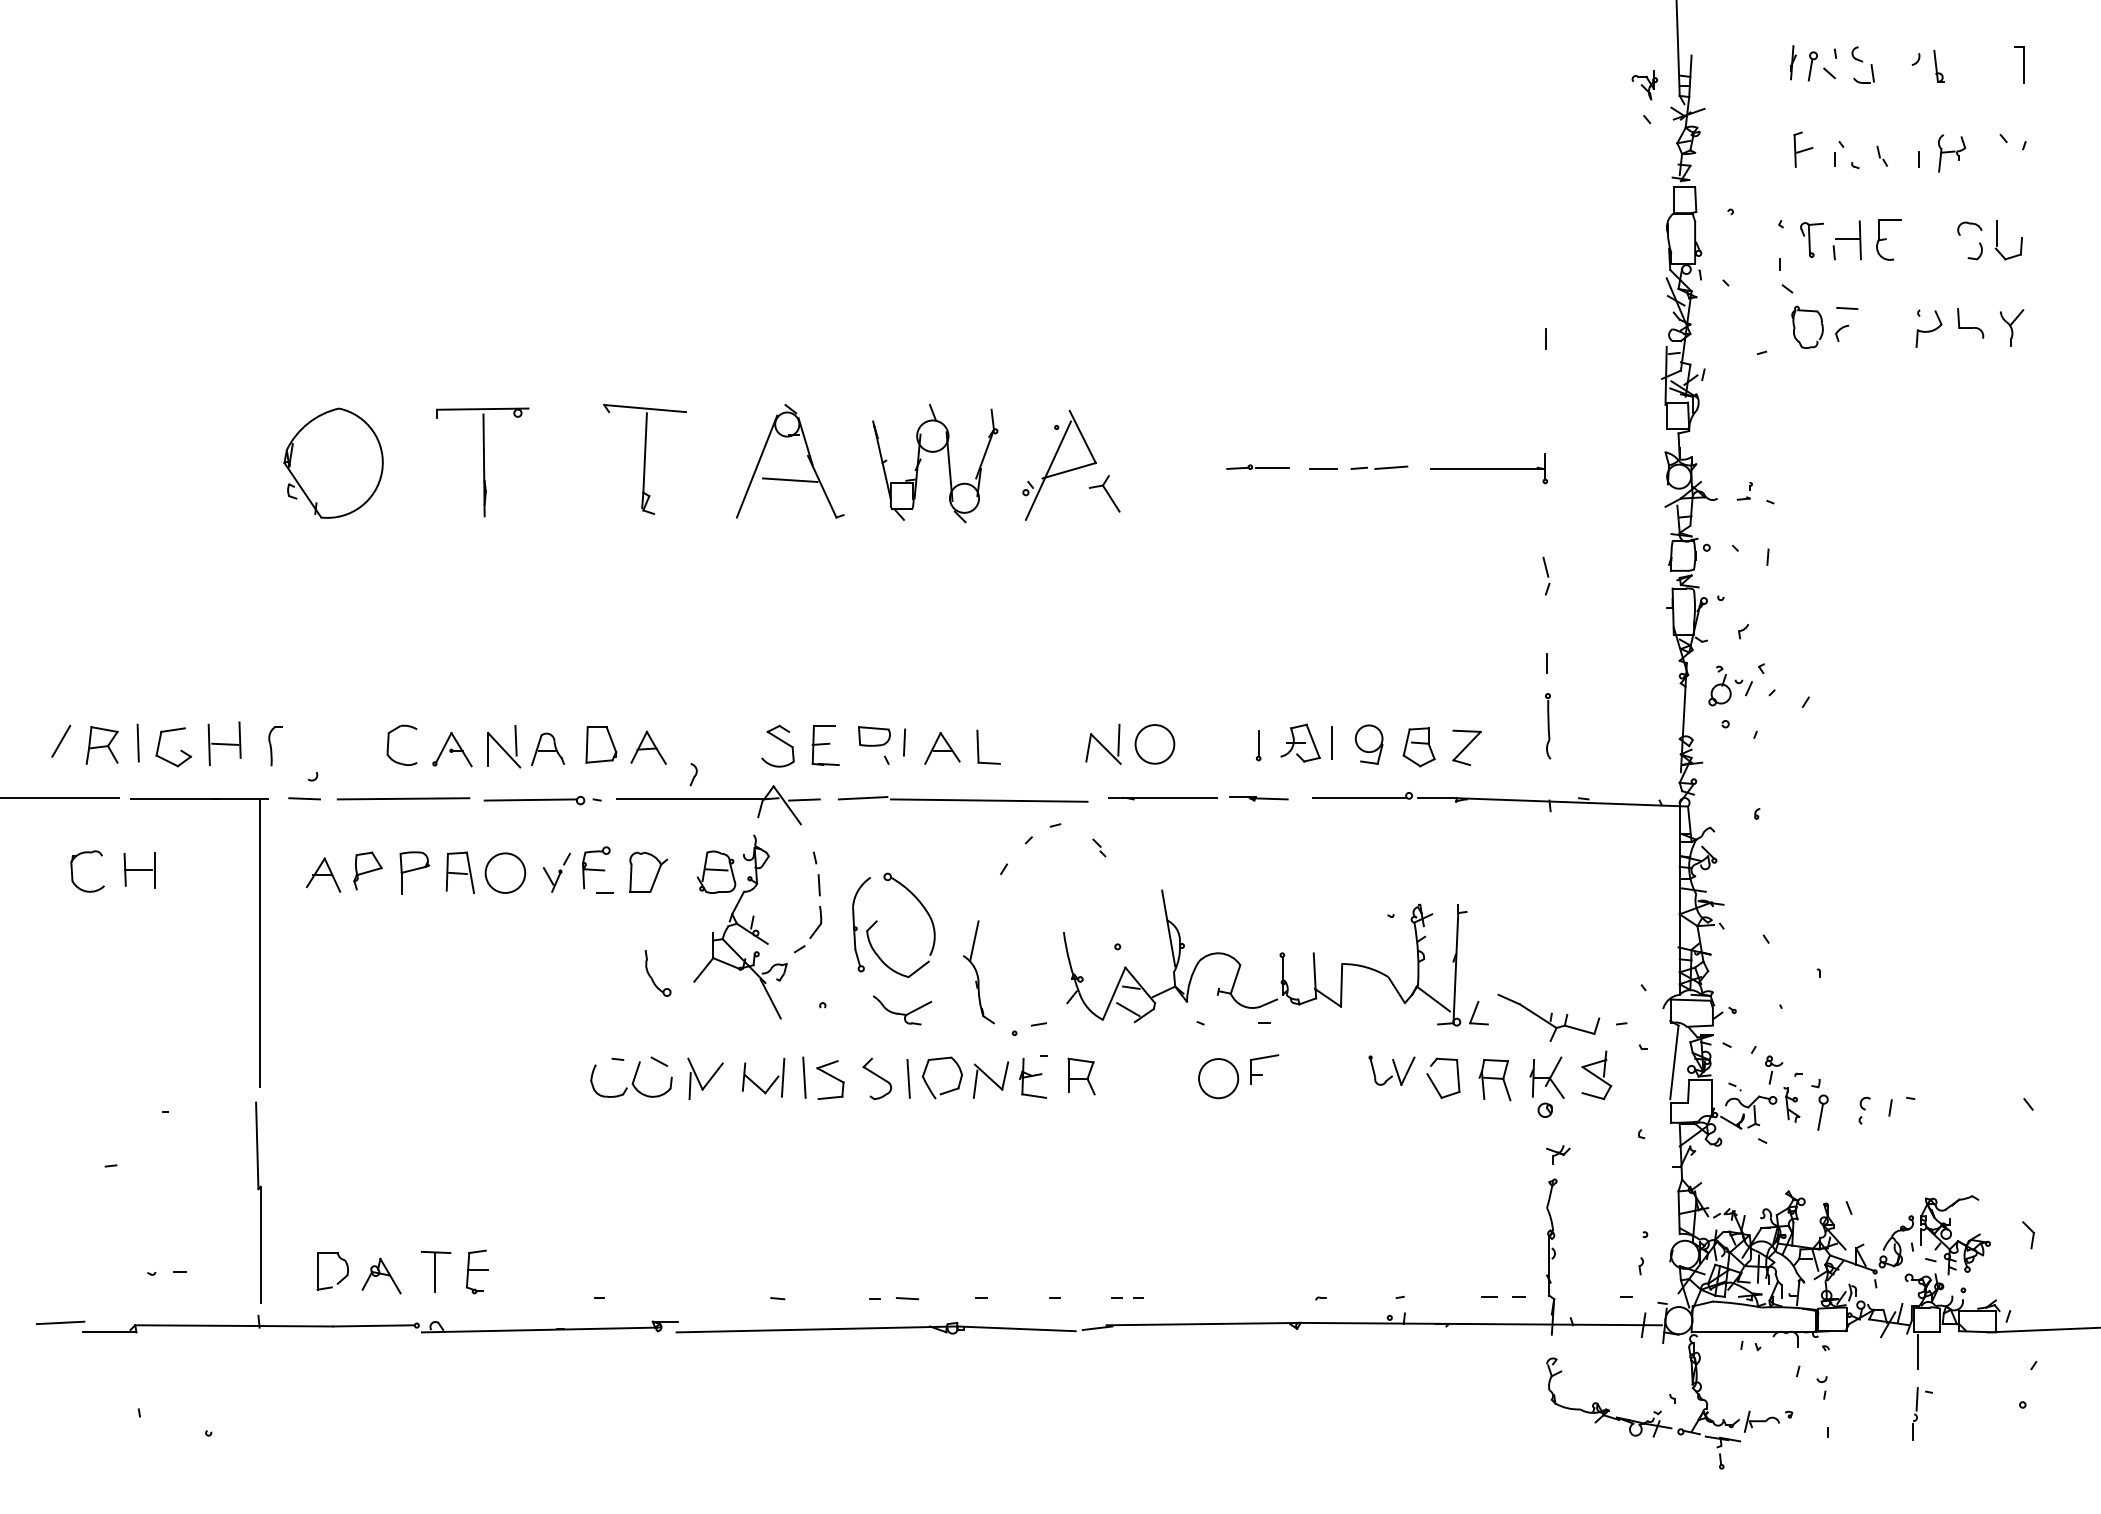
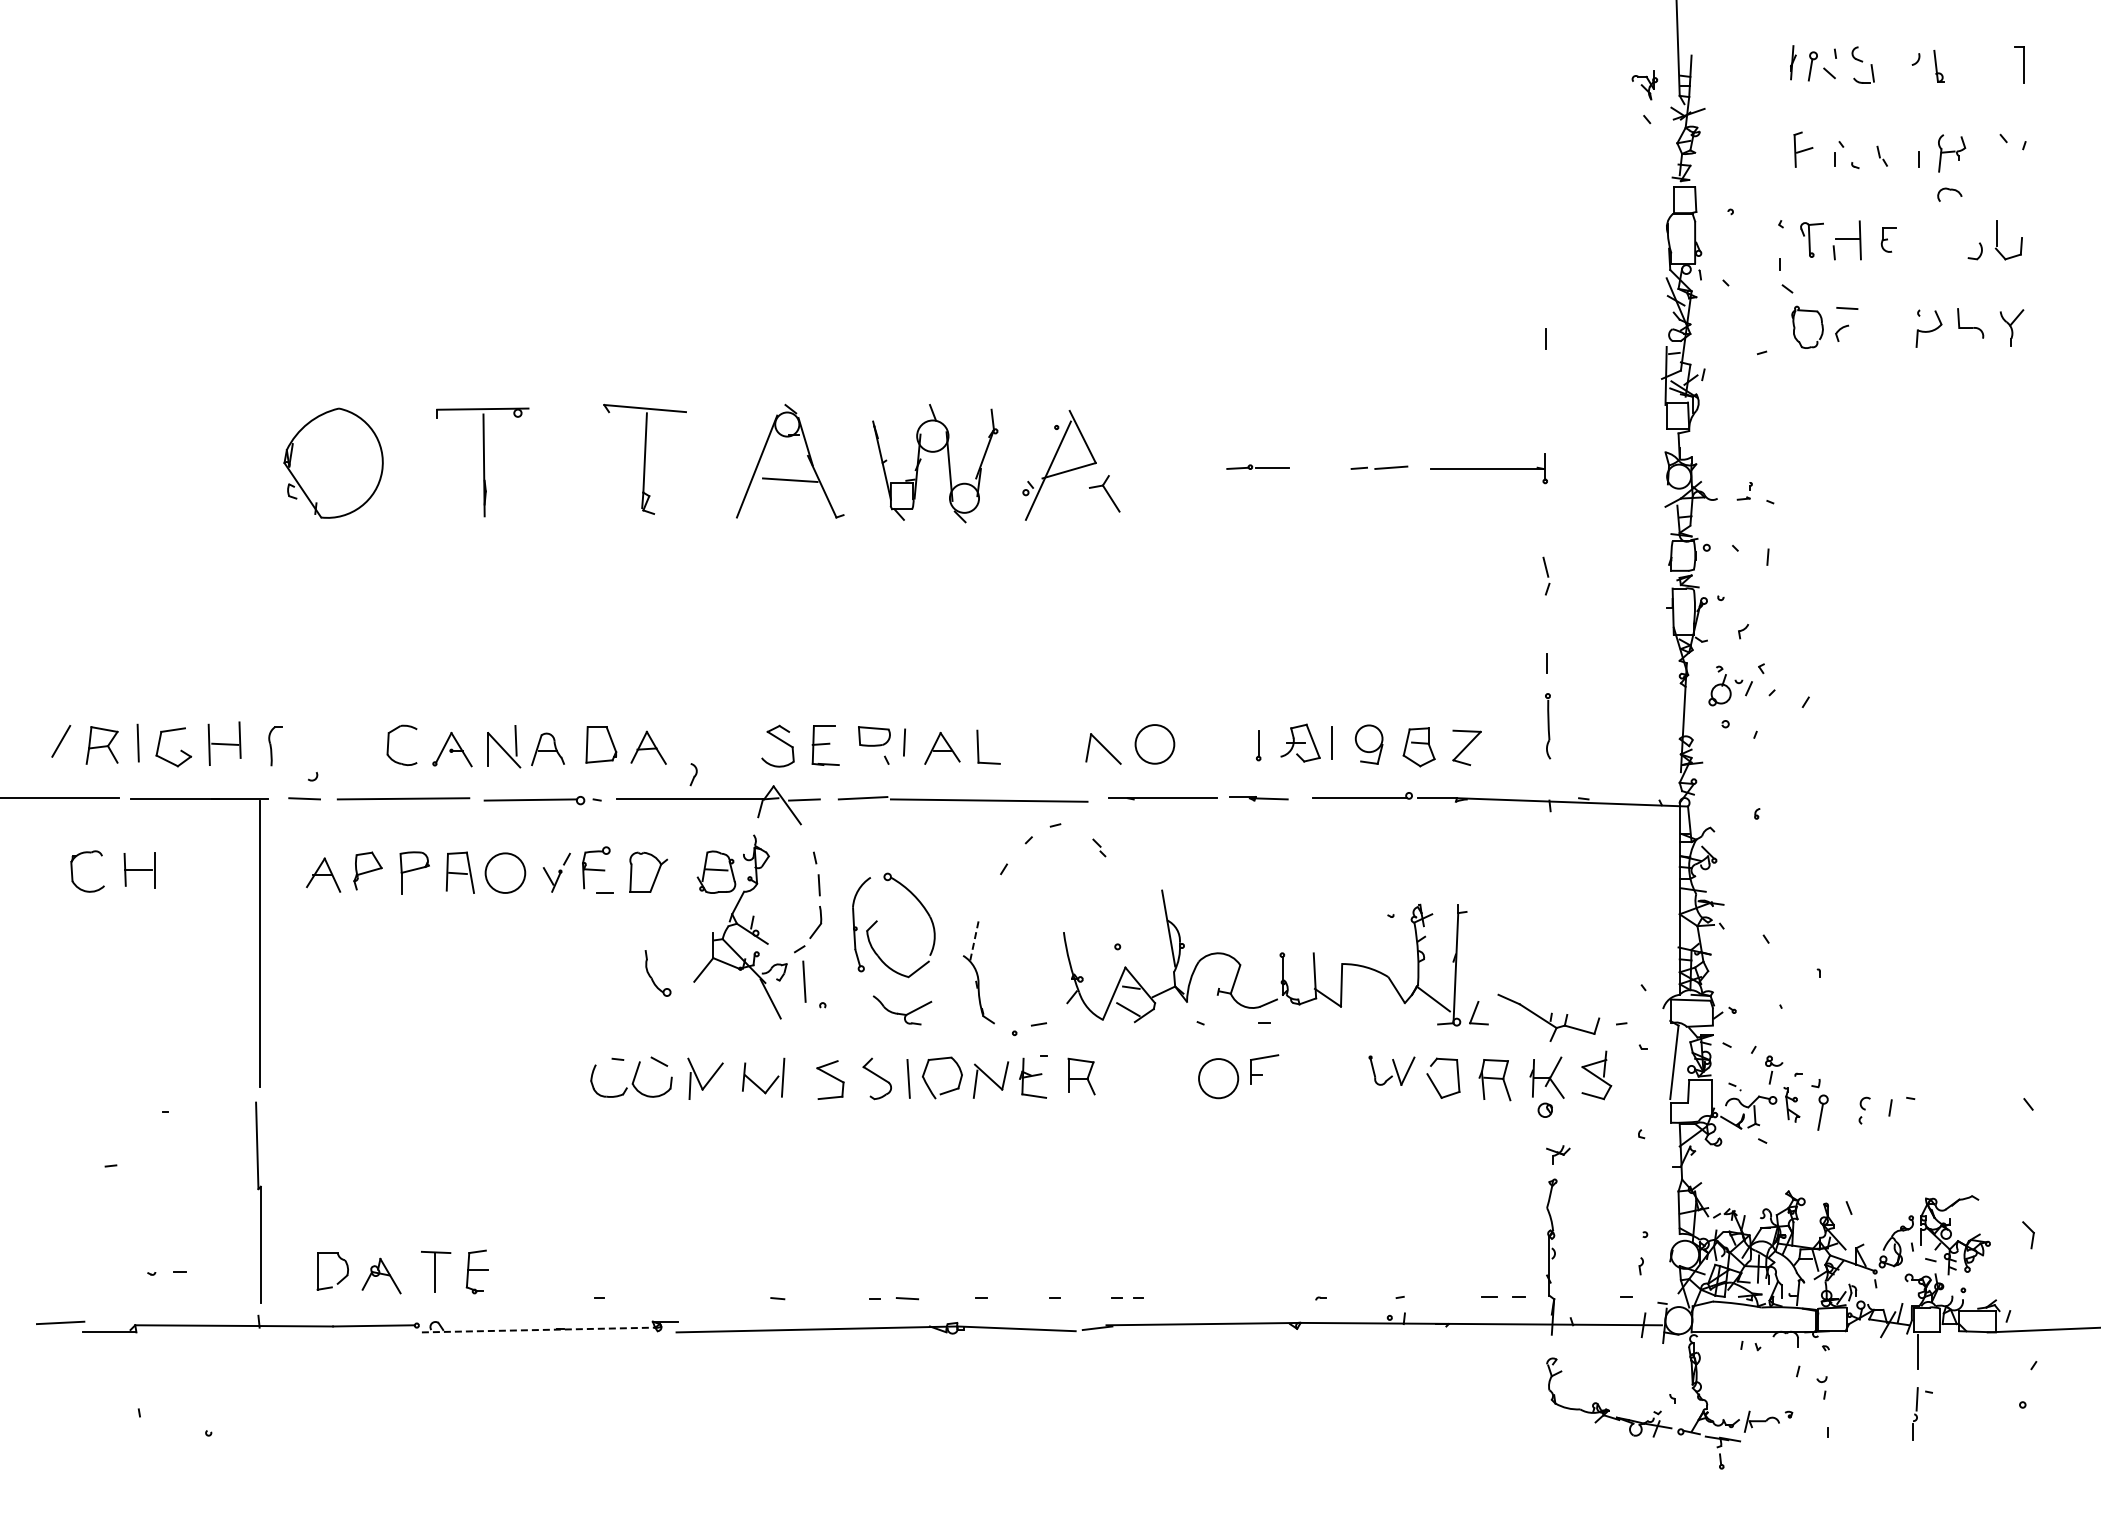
part position: (1969, 228) -> (1949, 194) (1949, 194)
part size: 26x42 px -> 17x26 px (1888, 239)
line: present -> none (1323, 468)
line: present -> none (1118, 739)
line: solid -> dashed (974, 940)
line position: (804, 1077) -> (804, 981) (804, 981)
line: solid -> dashed (538, 1330)
